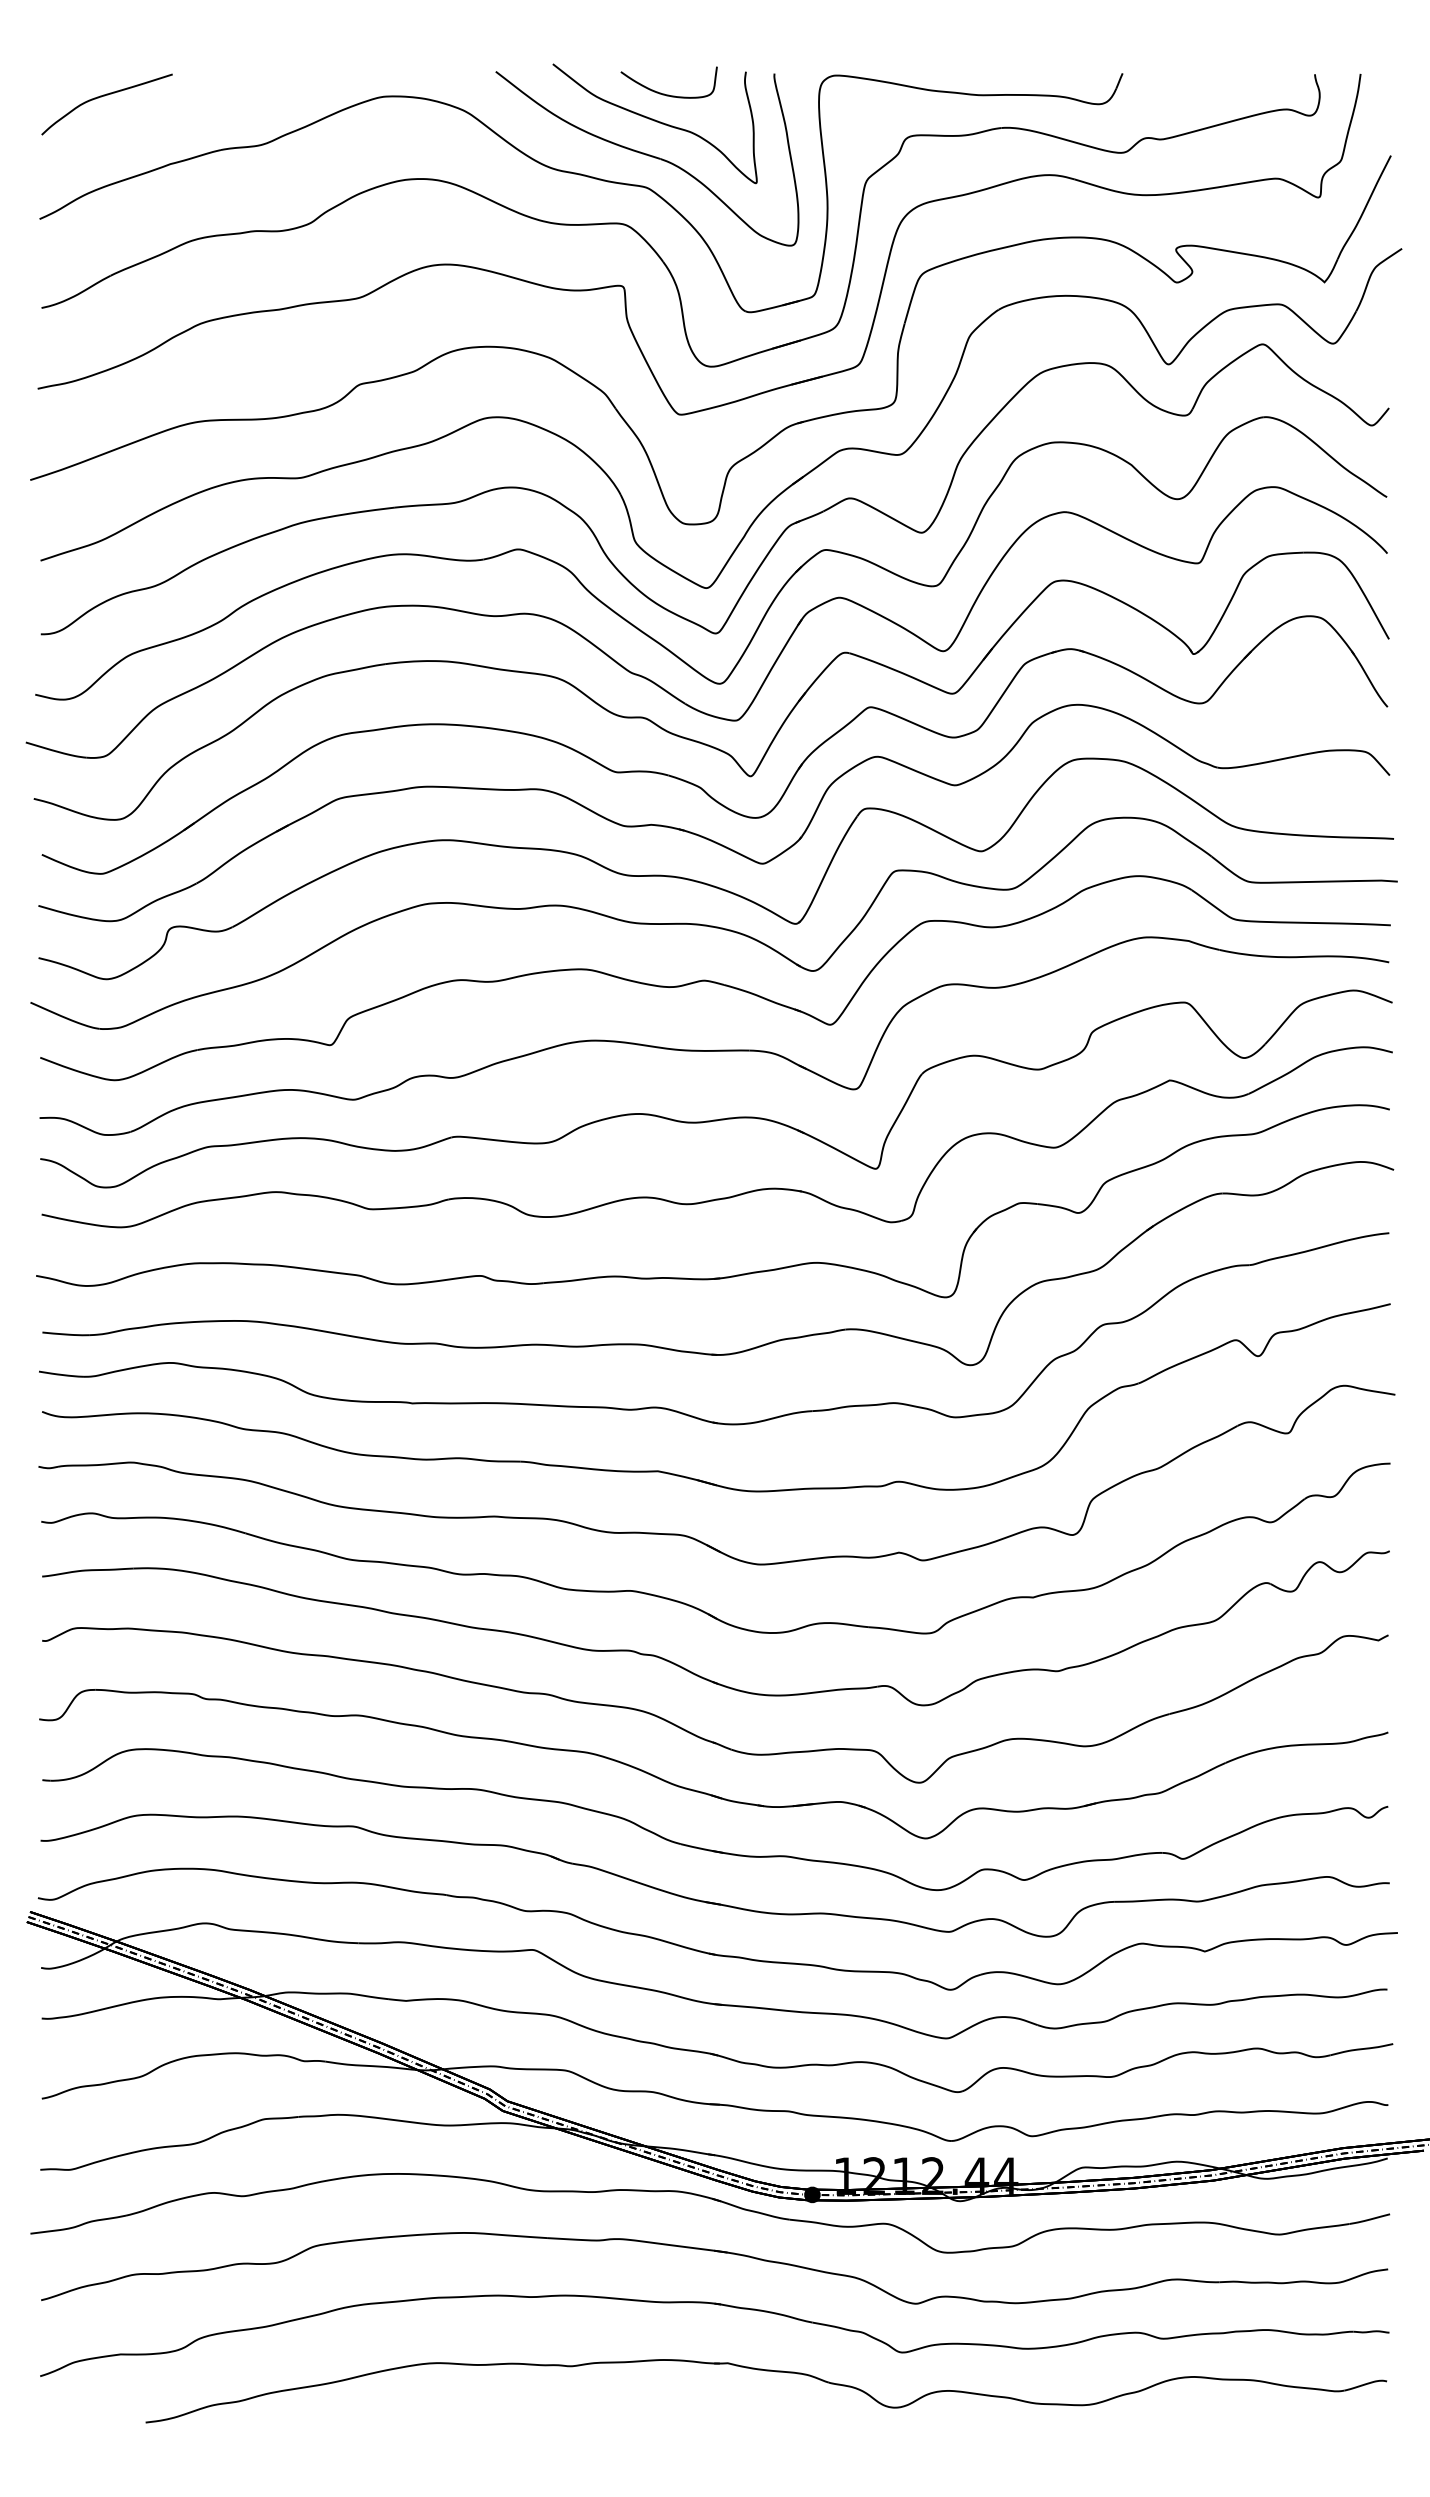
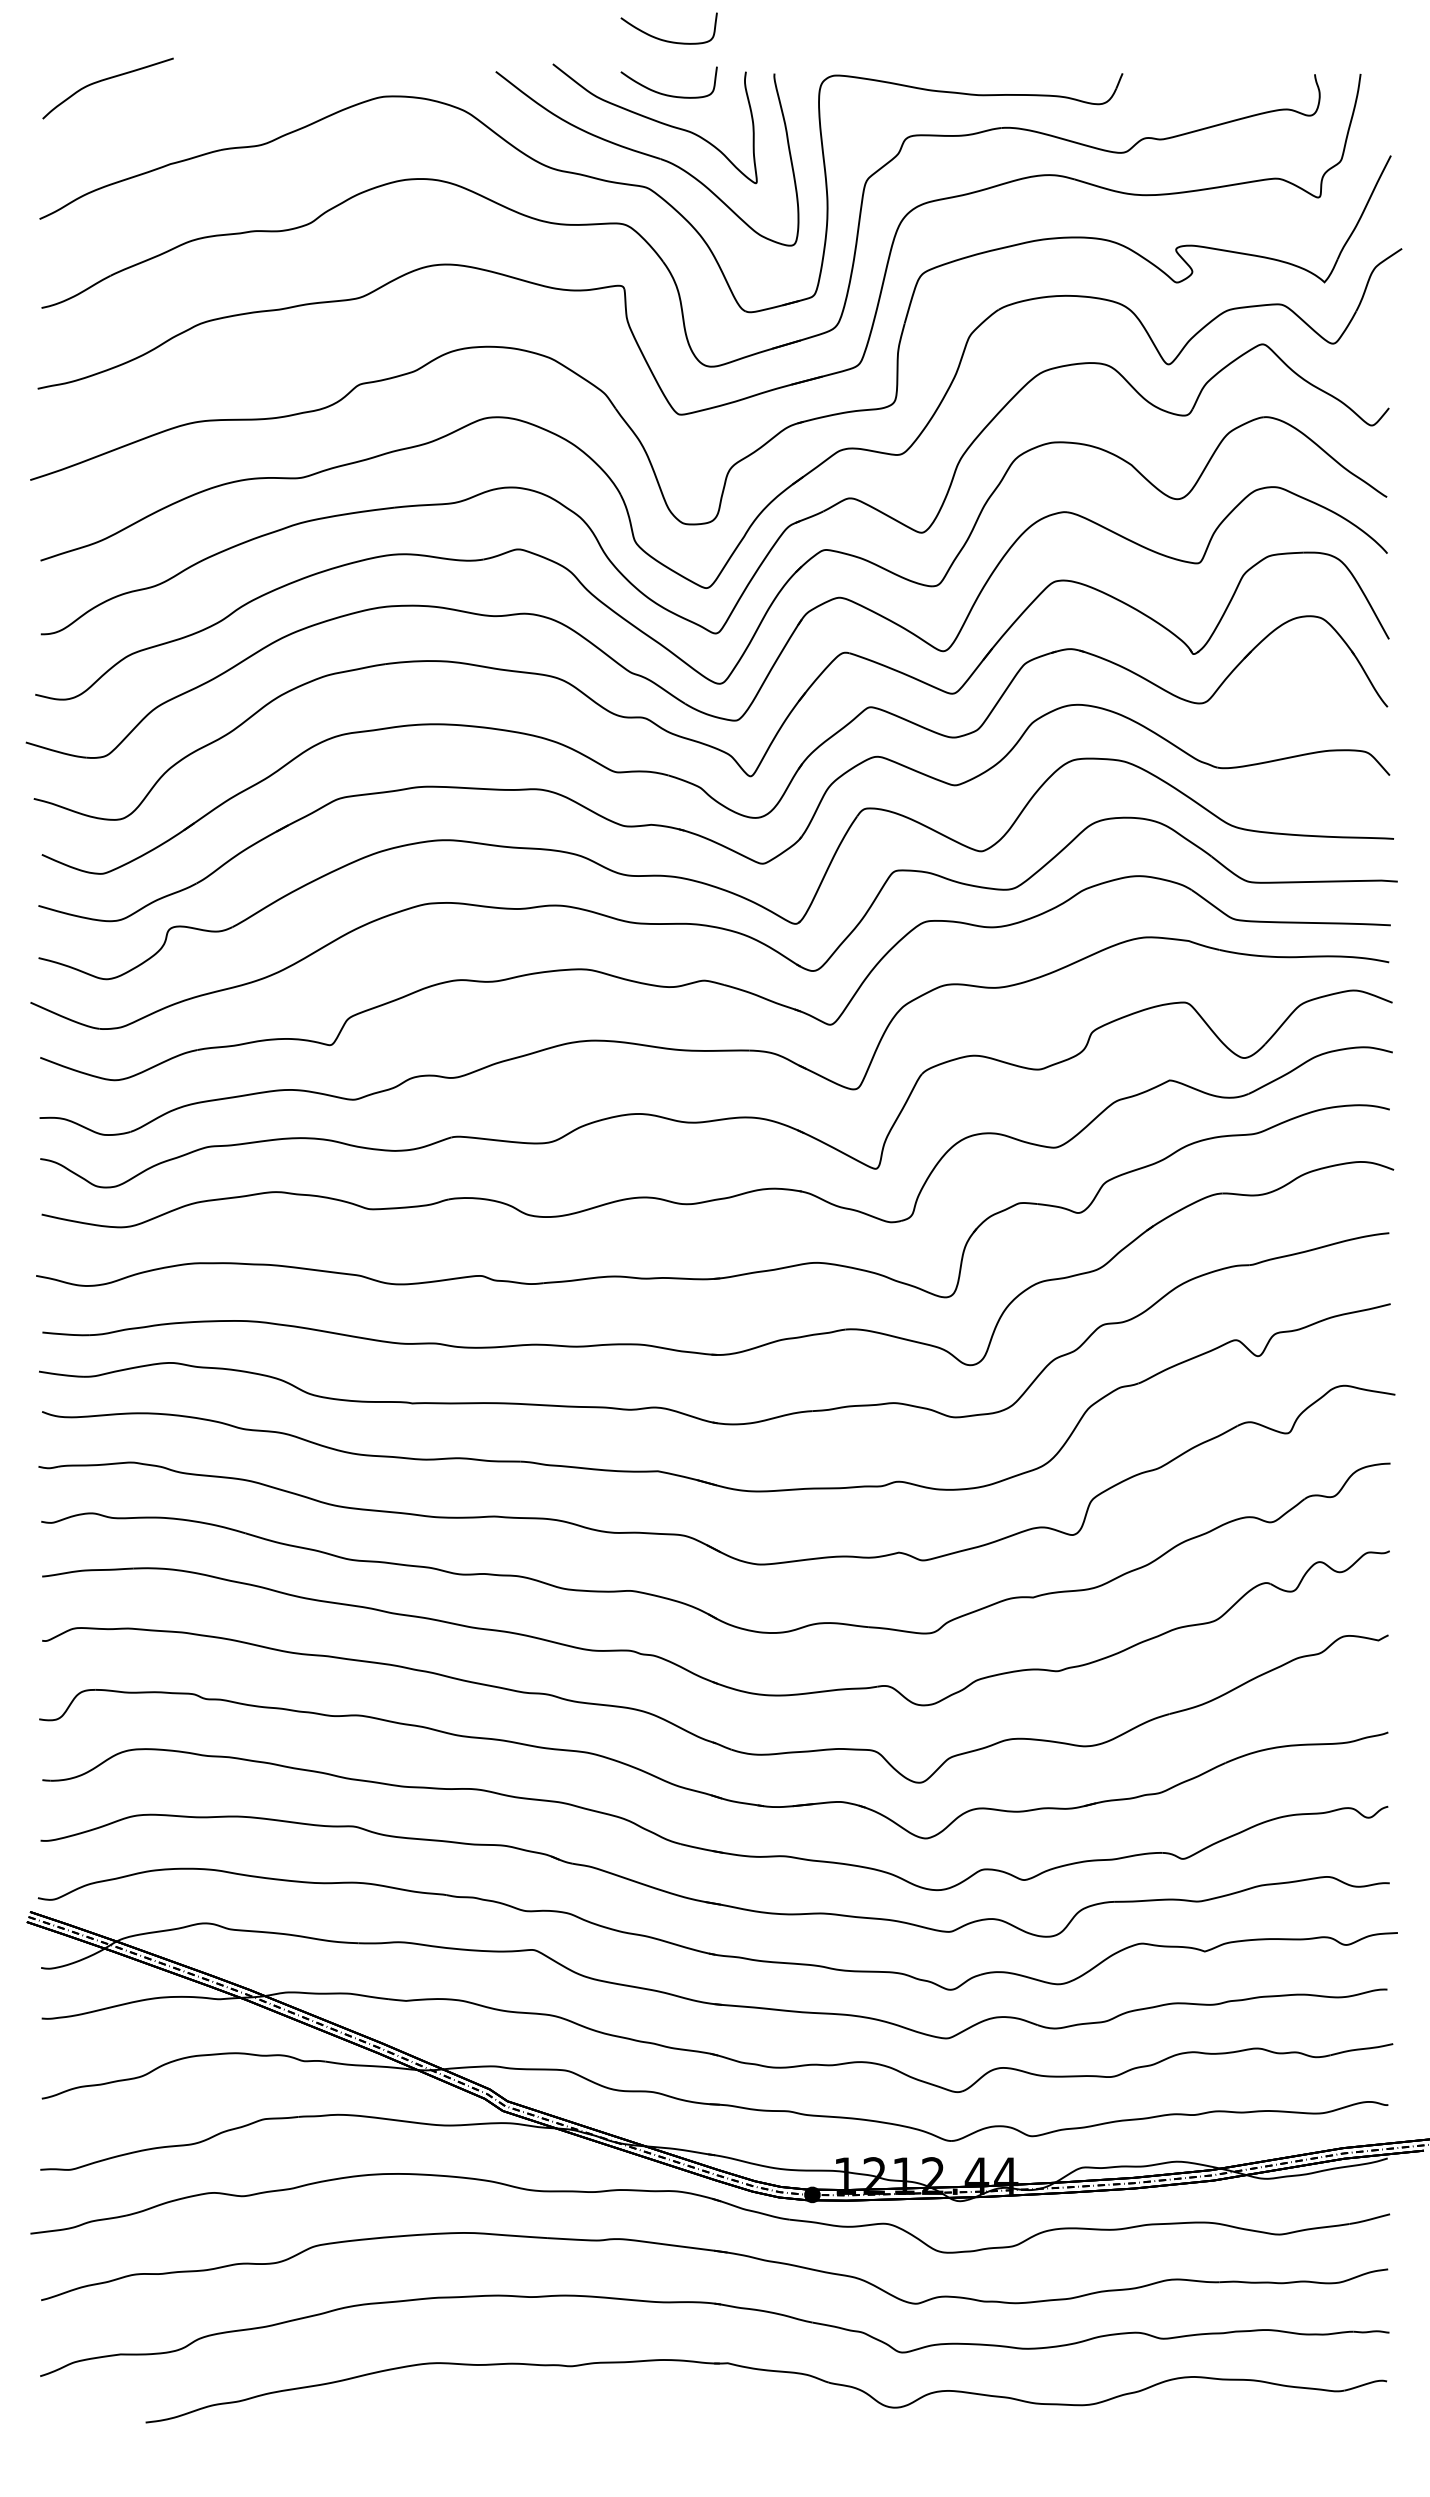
curve: none -> present (664, 39)
curve position: (104, 96) -> (105, 80) (105, 80)
